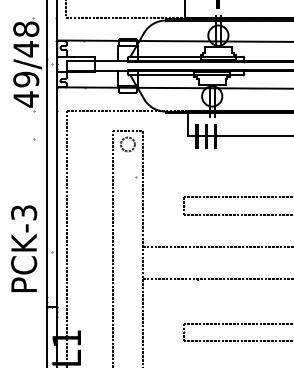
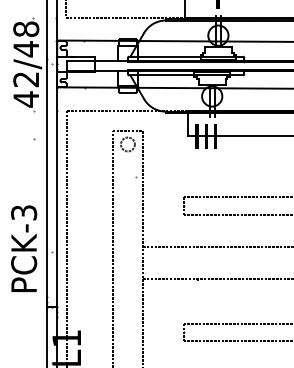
text: 49/48 -> 42/48 (26, 79)
